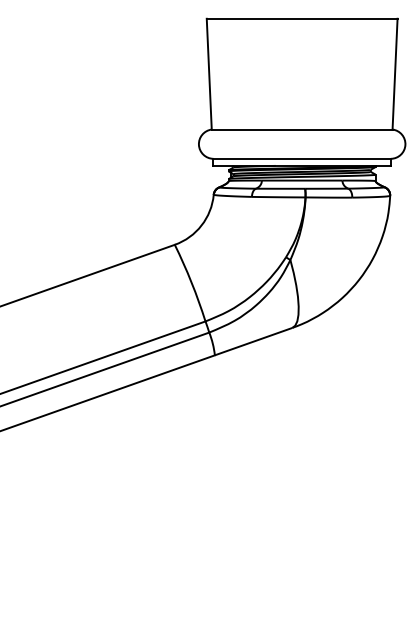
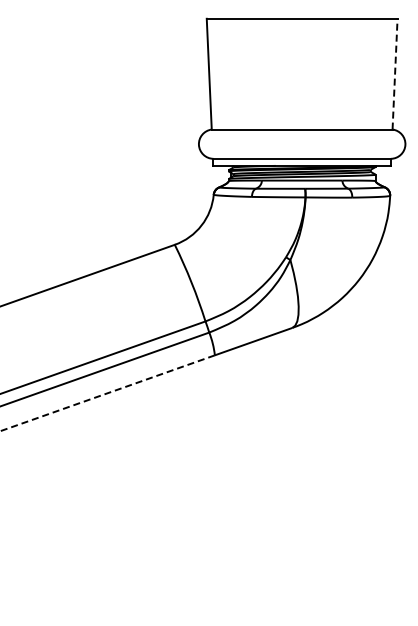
line: solid -> dashed (395, 73)
line: solid -> dashed (107, 393)
